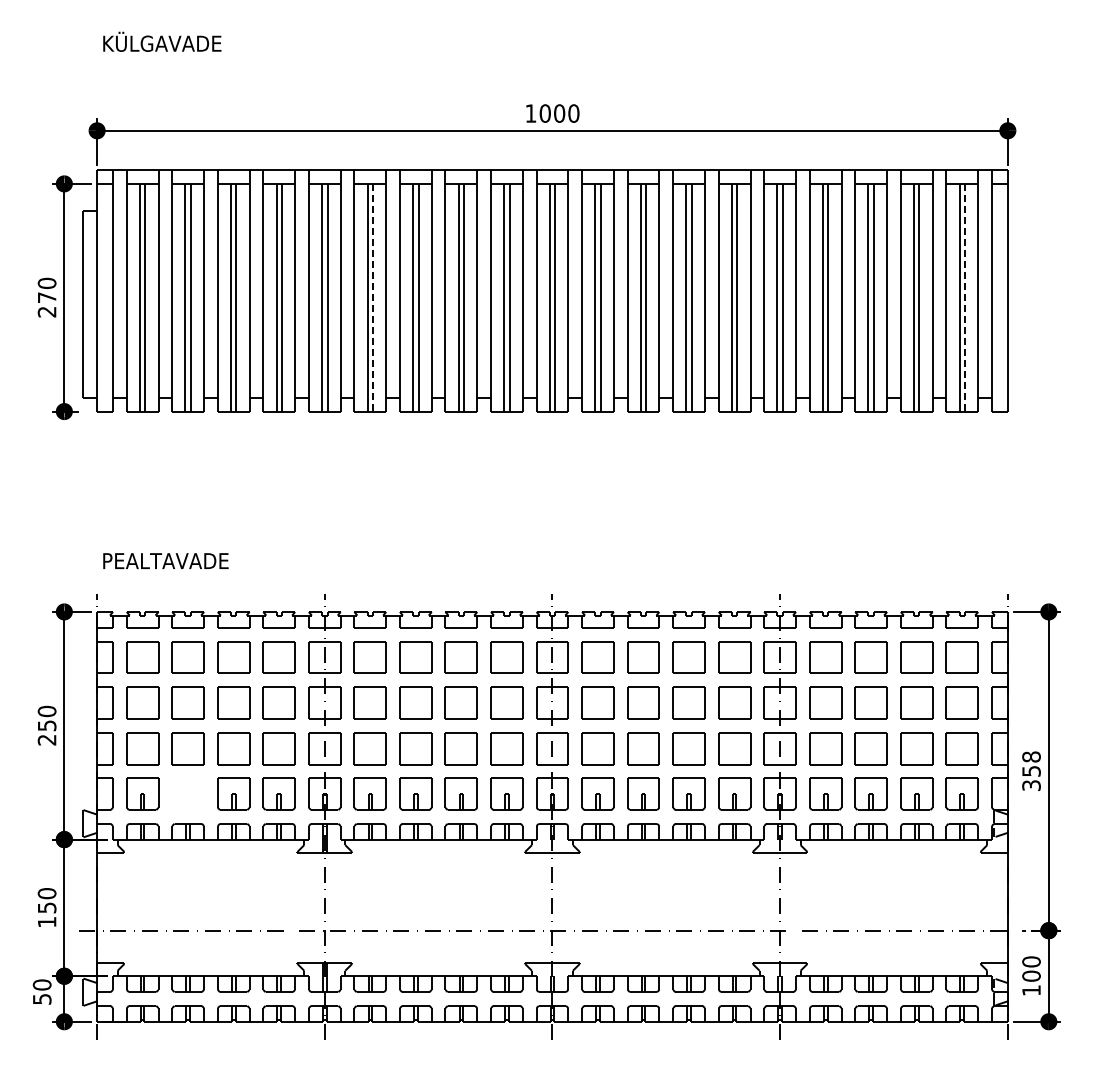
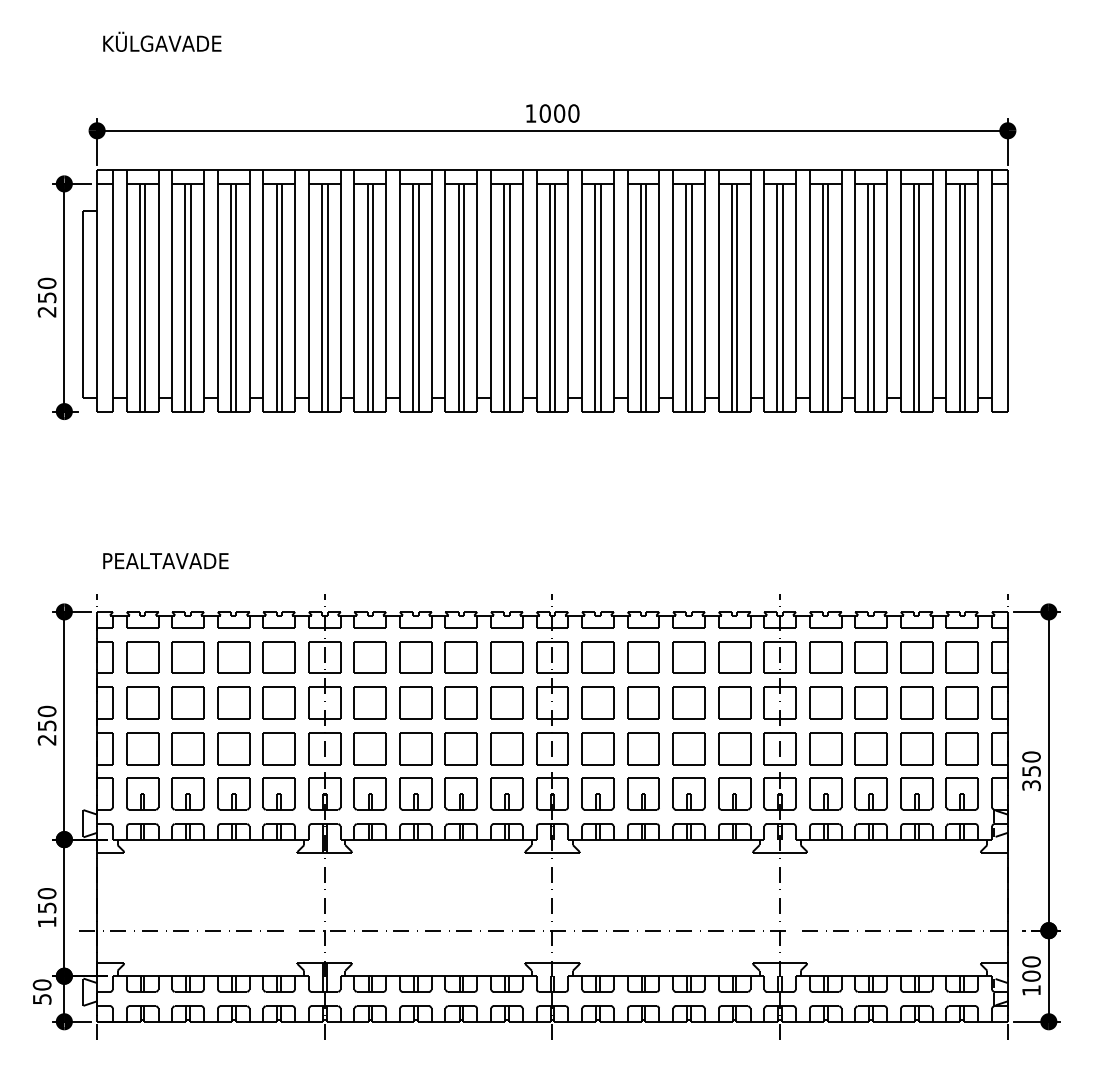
text: 270 -> 250 (47, 297)
line: dashed -> solid (373, 297)
line: dashed -> solid (965, 297)
text: 358 -> 350 (1031, 756)
part: none -> present (187, 793)
